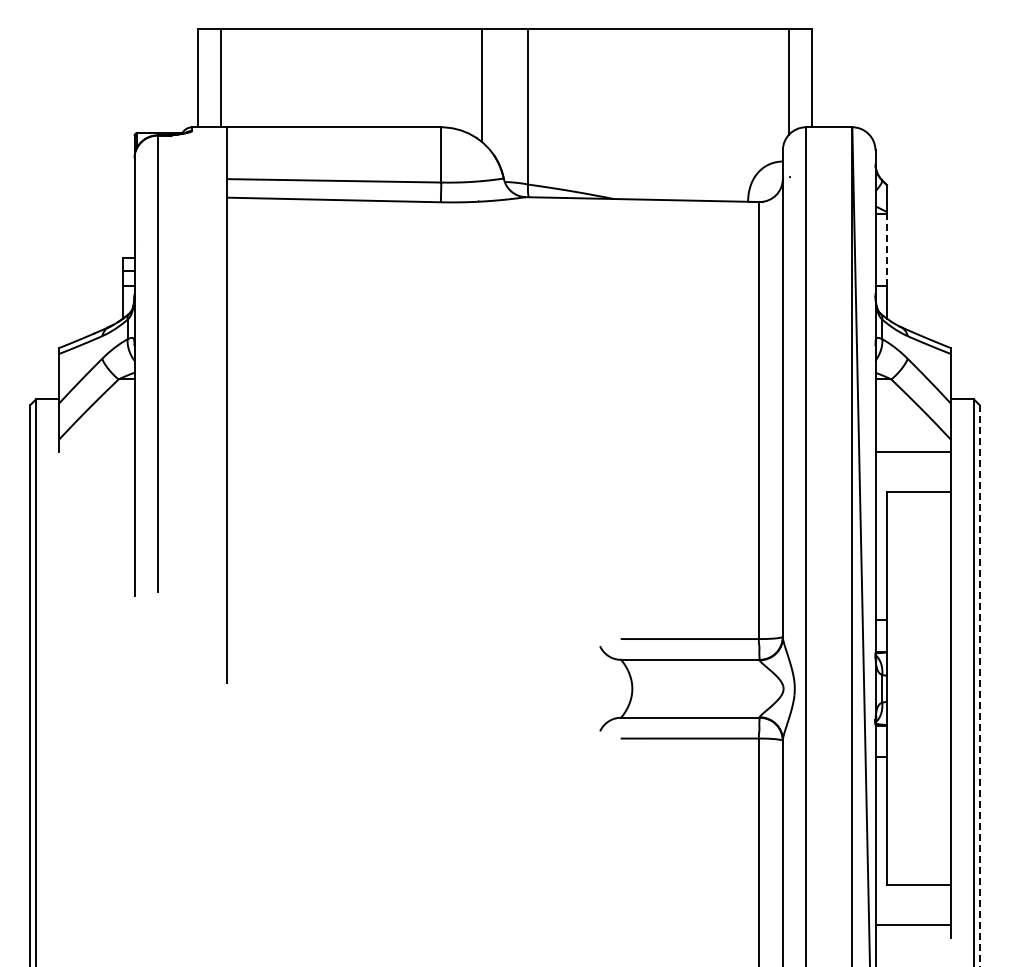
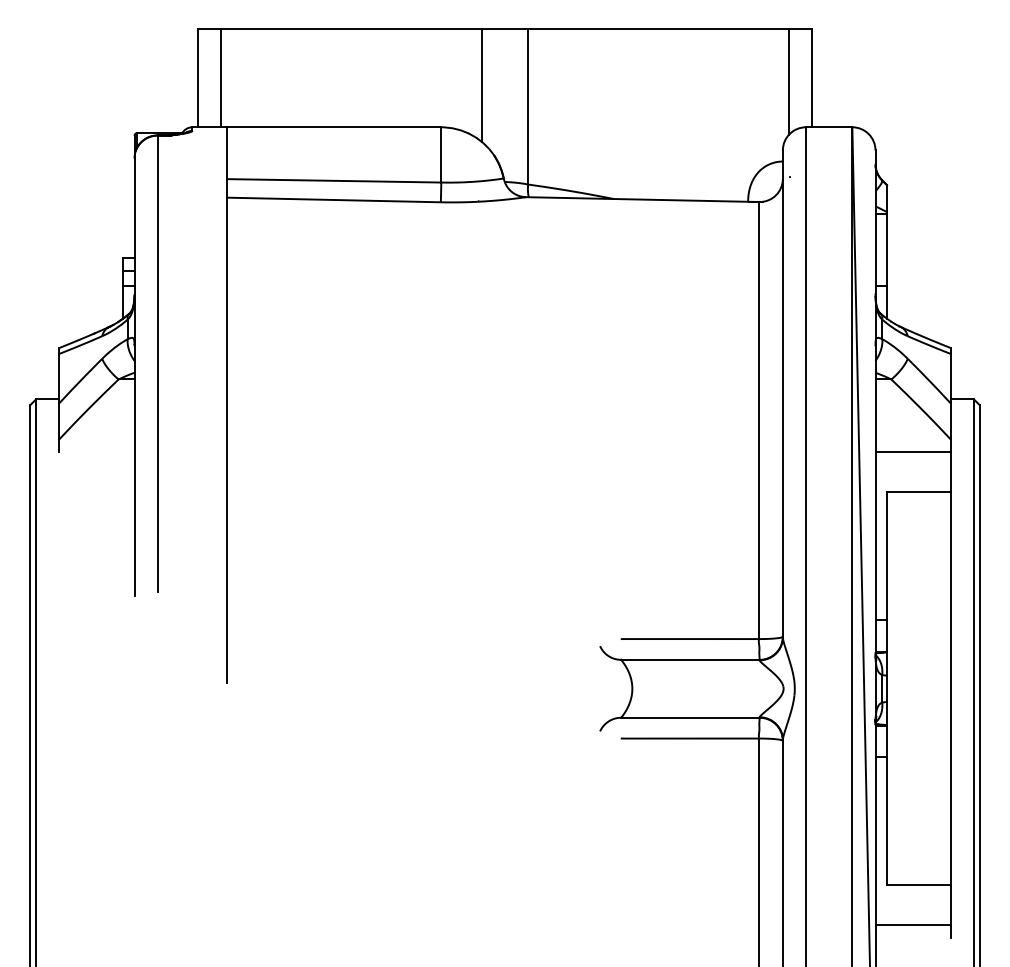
line: dashed -> solid (887, 250)
line: dashed -> solid (979, 685)
